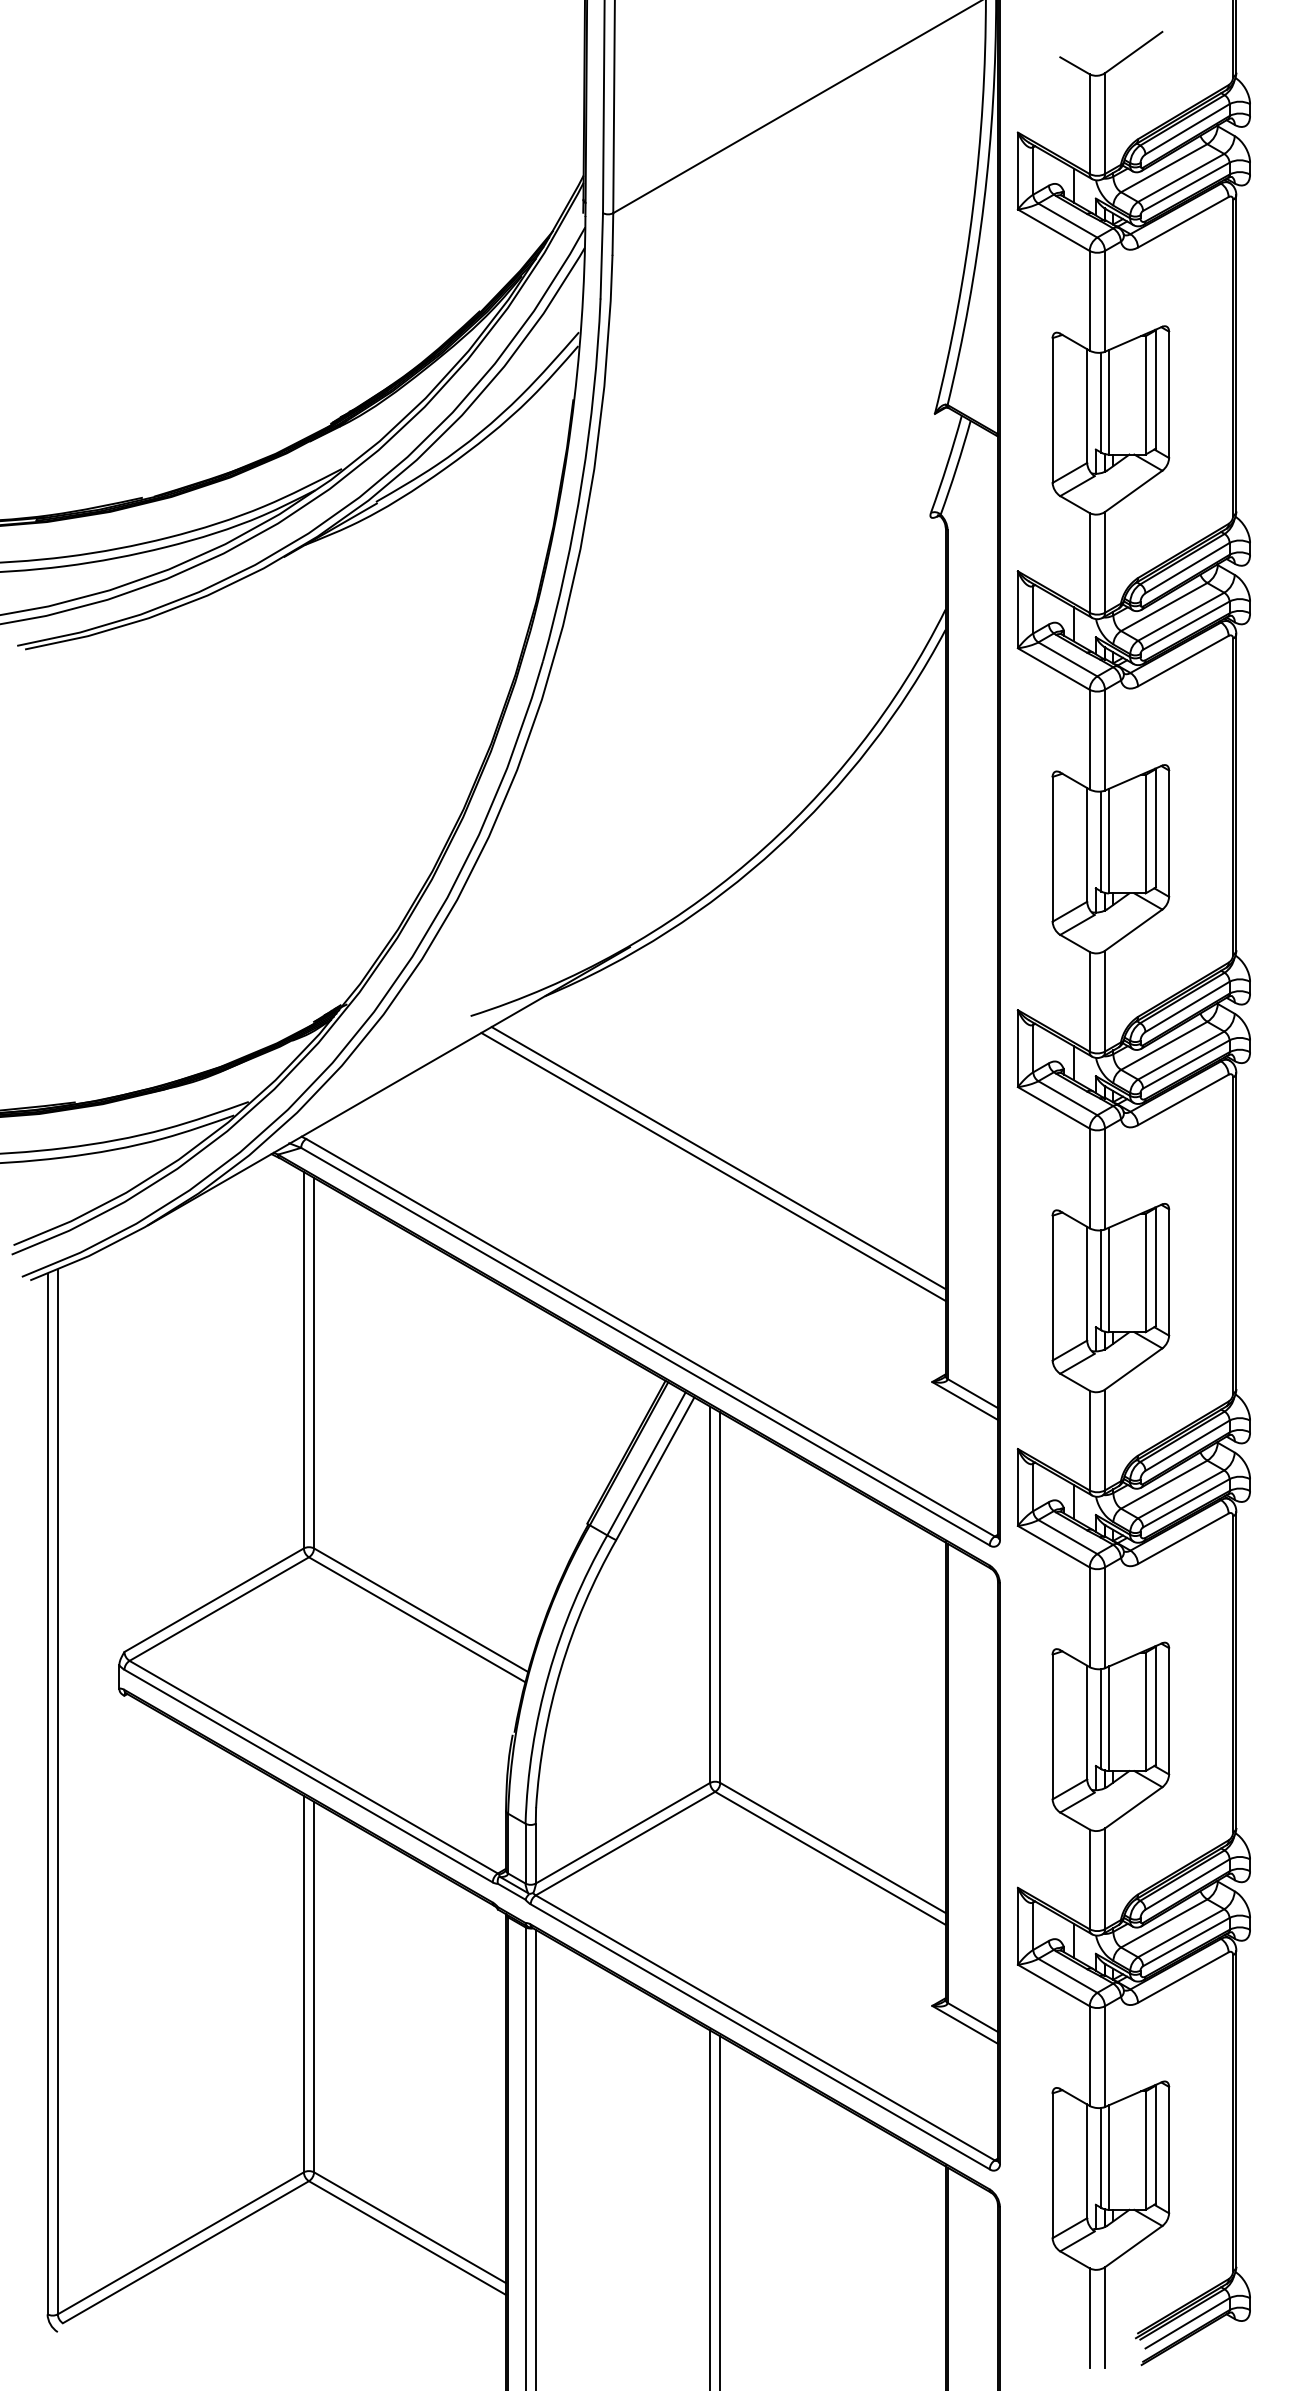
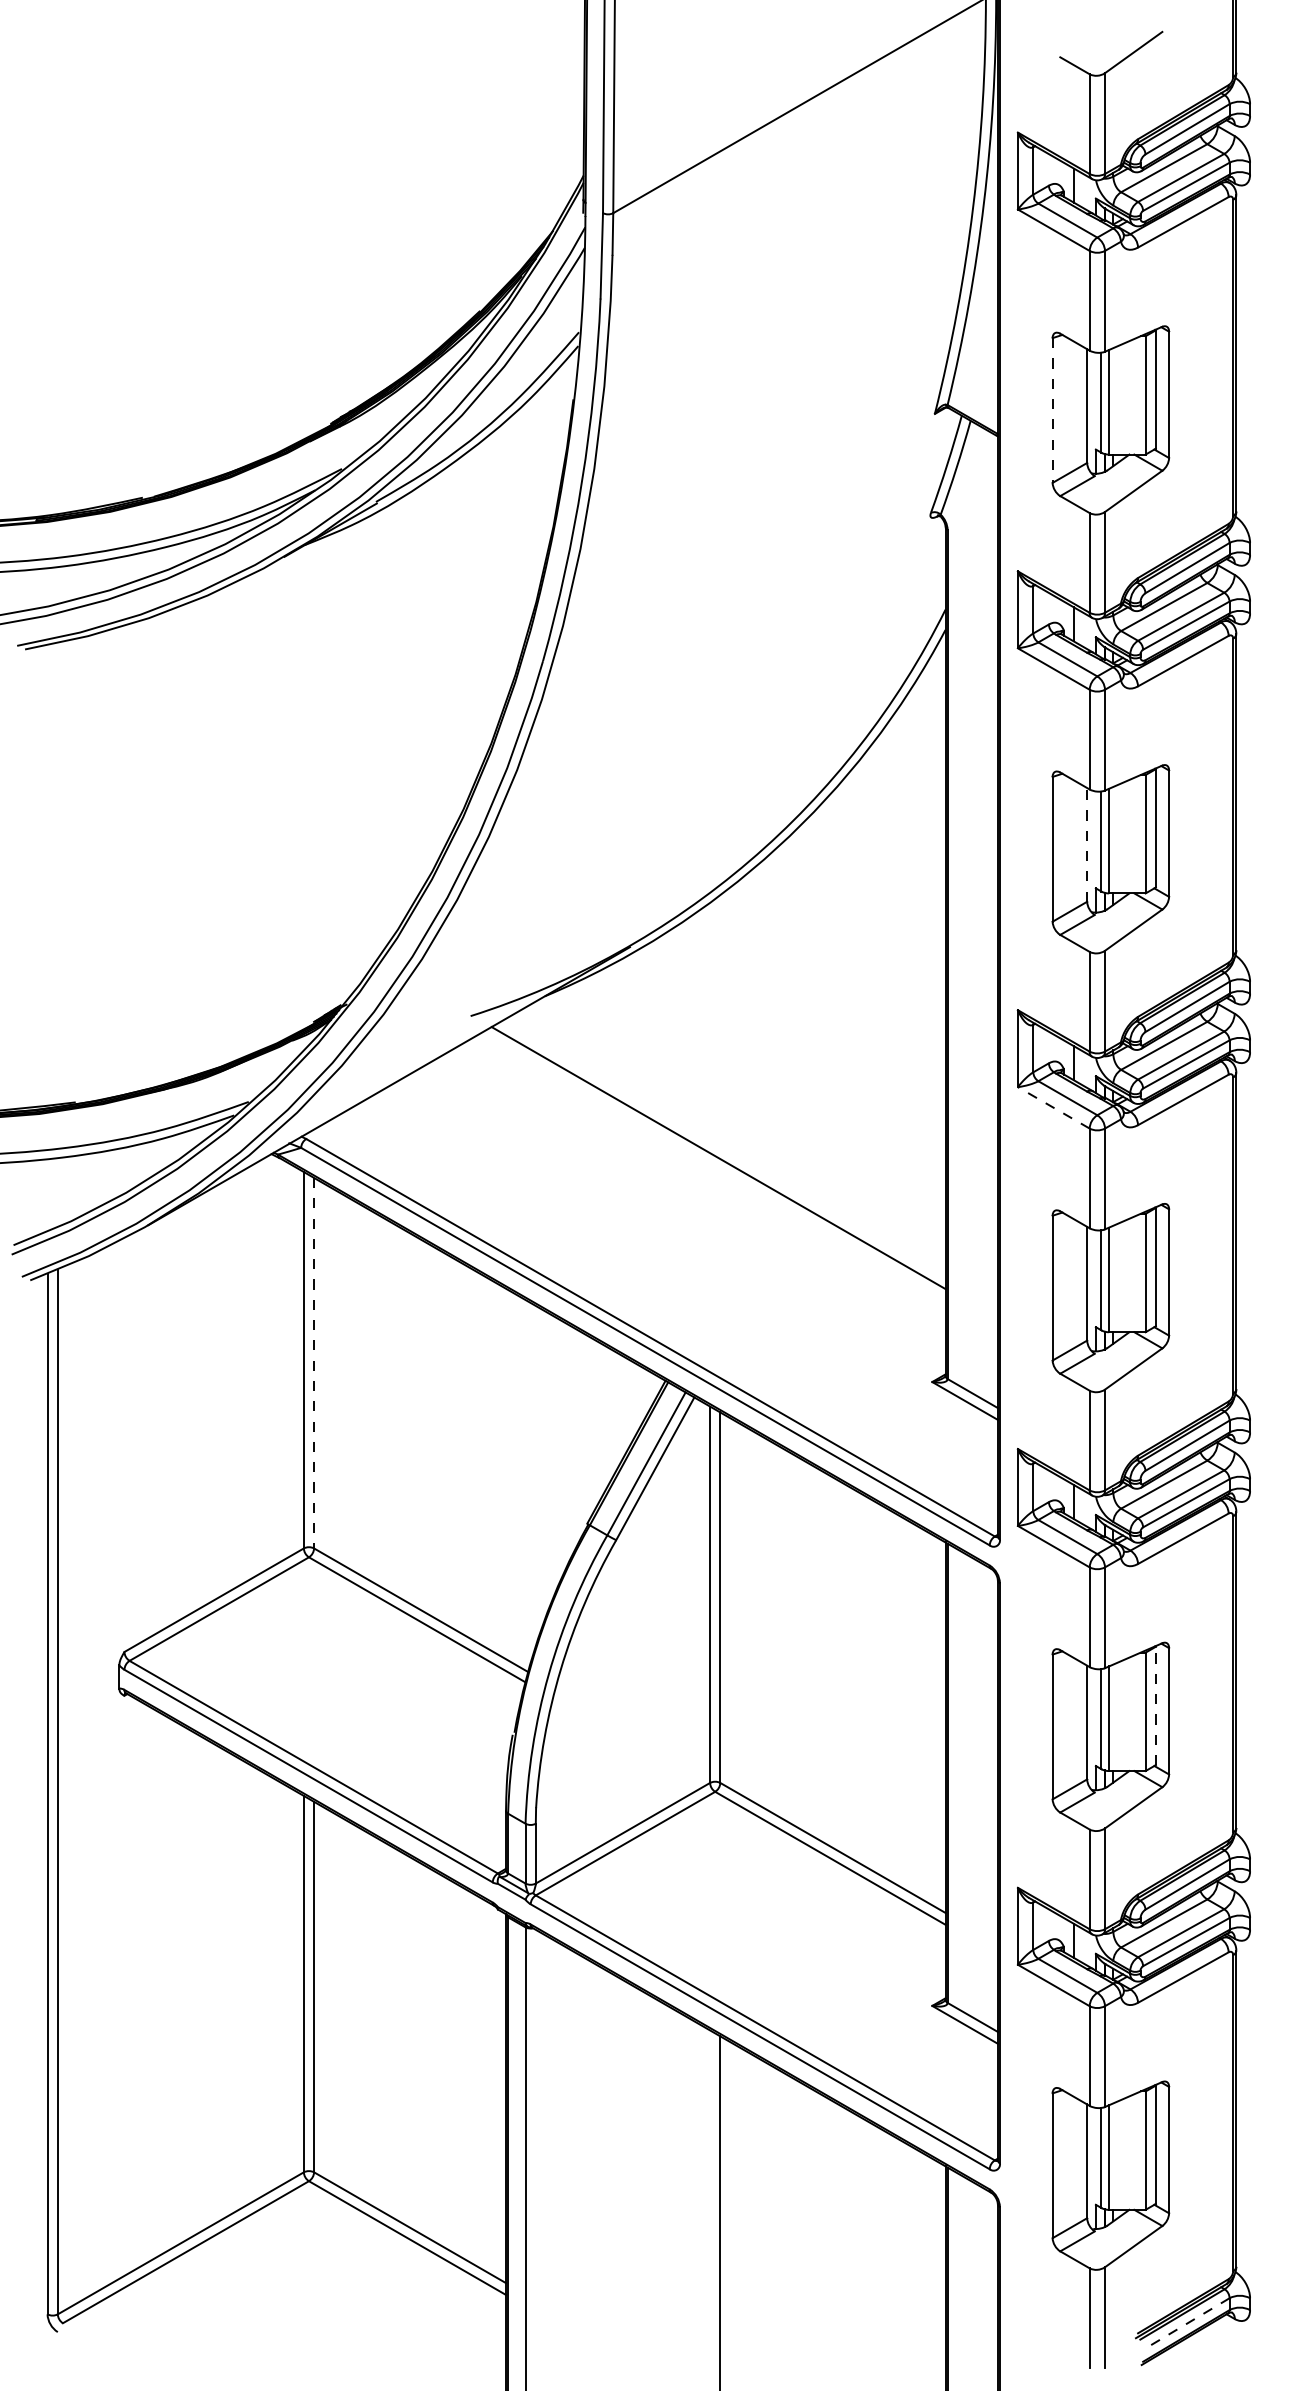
line: solid -> dashed (1052, 411)
line: solid -> dashed (1087, 844)
line: solid -> dashed (1053, 1107)
line: present -> none (713, 1166)
line: solid -> dashed (314, 1363)
line: solid -> dashed (1155, 1705)
line: present -> none (535, 2158)
line: present -> none (710, 2208)
line: solid -> dashed (1187, 2323)
